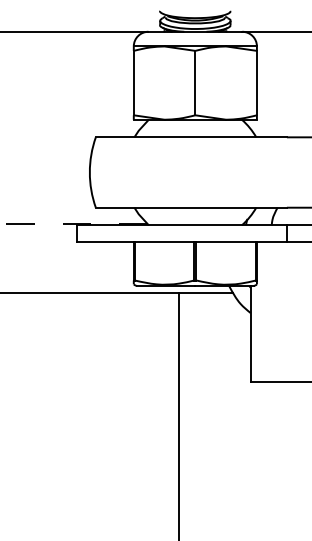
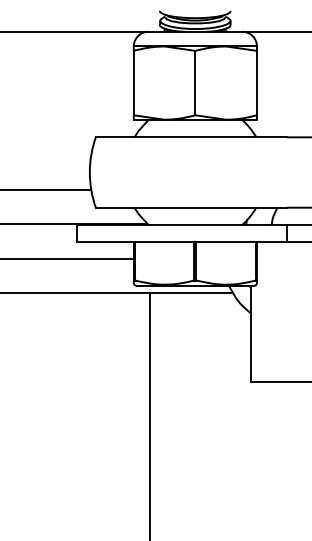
line: none -> present (46, 190)
line: dashed -> solid (73, 223)
line: none -> present (67, 258)
line position: (178, 414) -> (149, 414) (149, 414)
